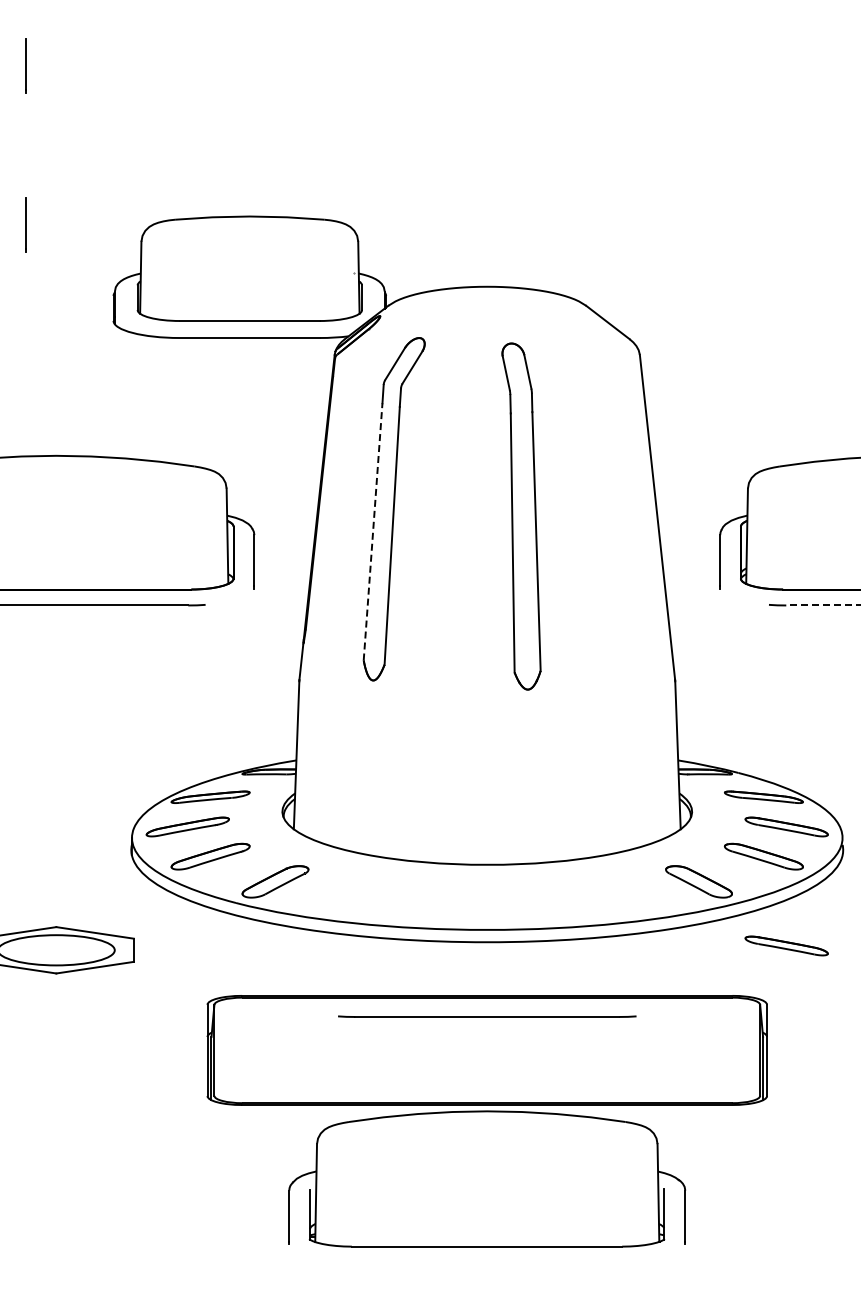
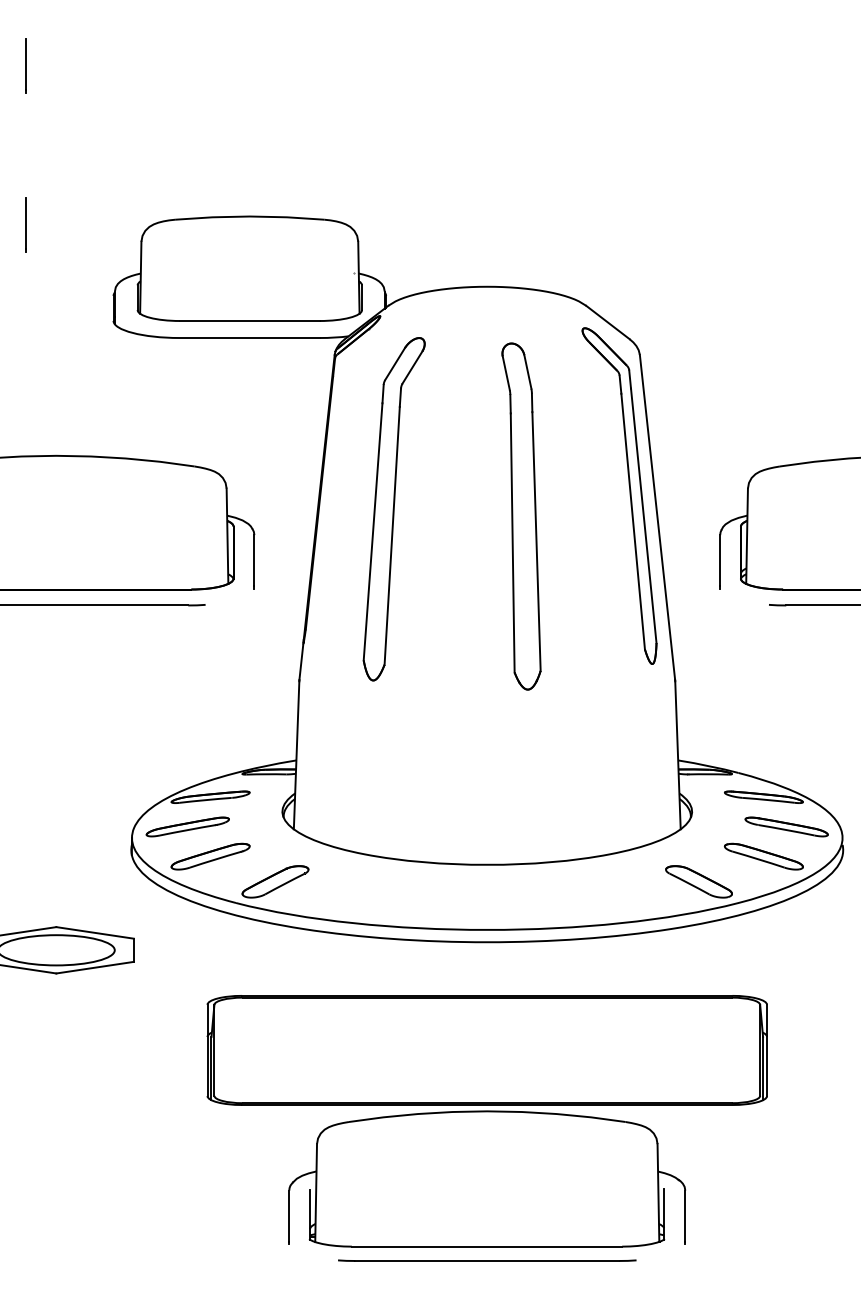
part: none -> present (629, 495)
line: dashed -> solid (373, 531)
line: dashed -> solid (823, 605)
part: present -> none (786, 945)
line position: (487, 1016) -> (487, 1260) (487, 1260)
